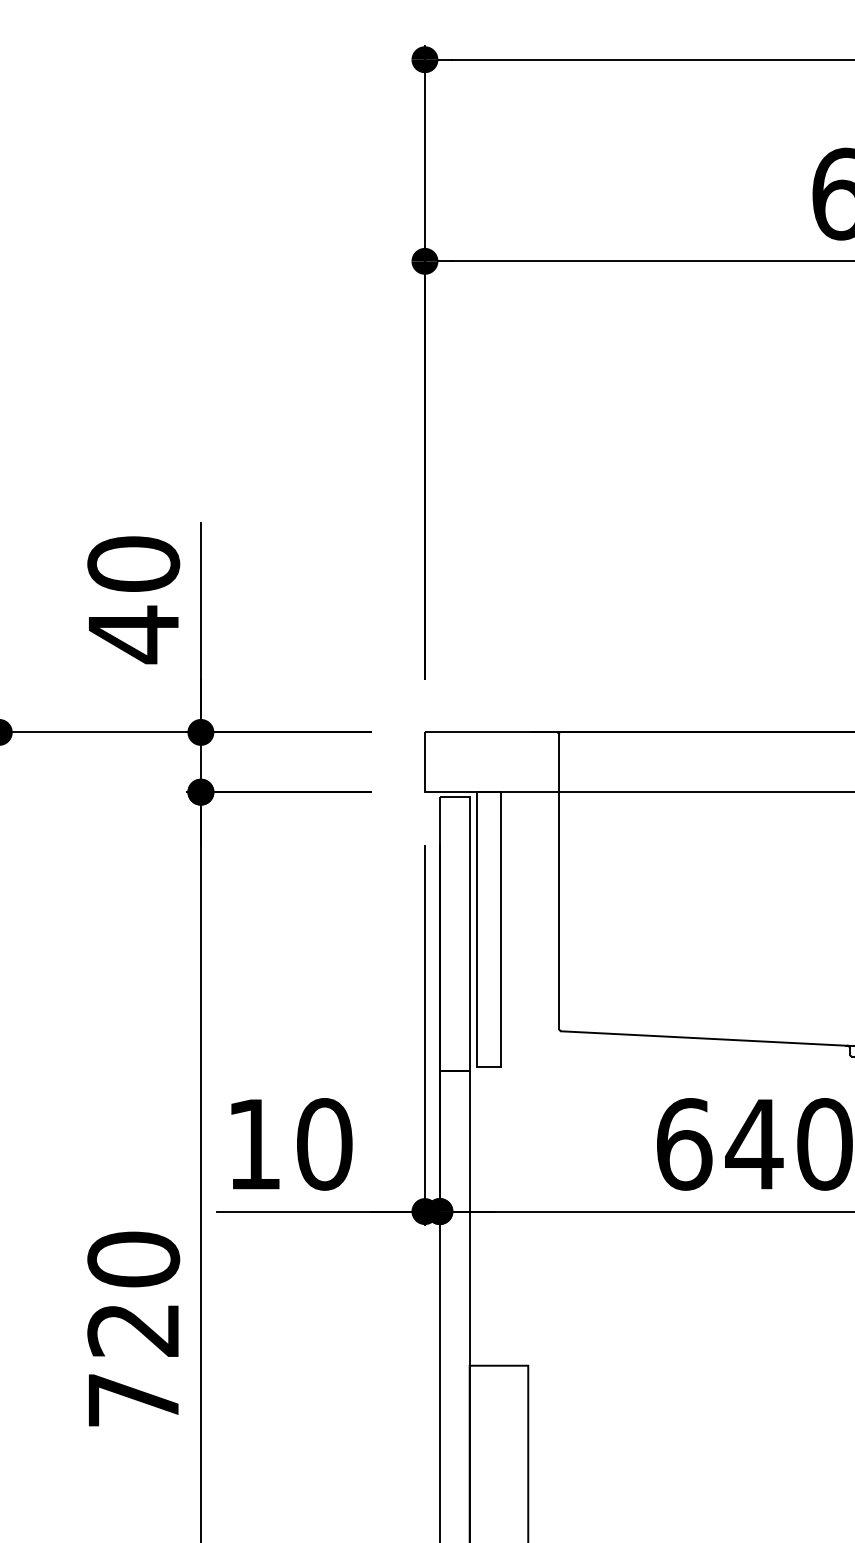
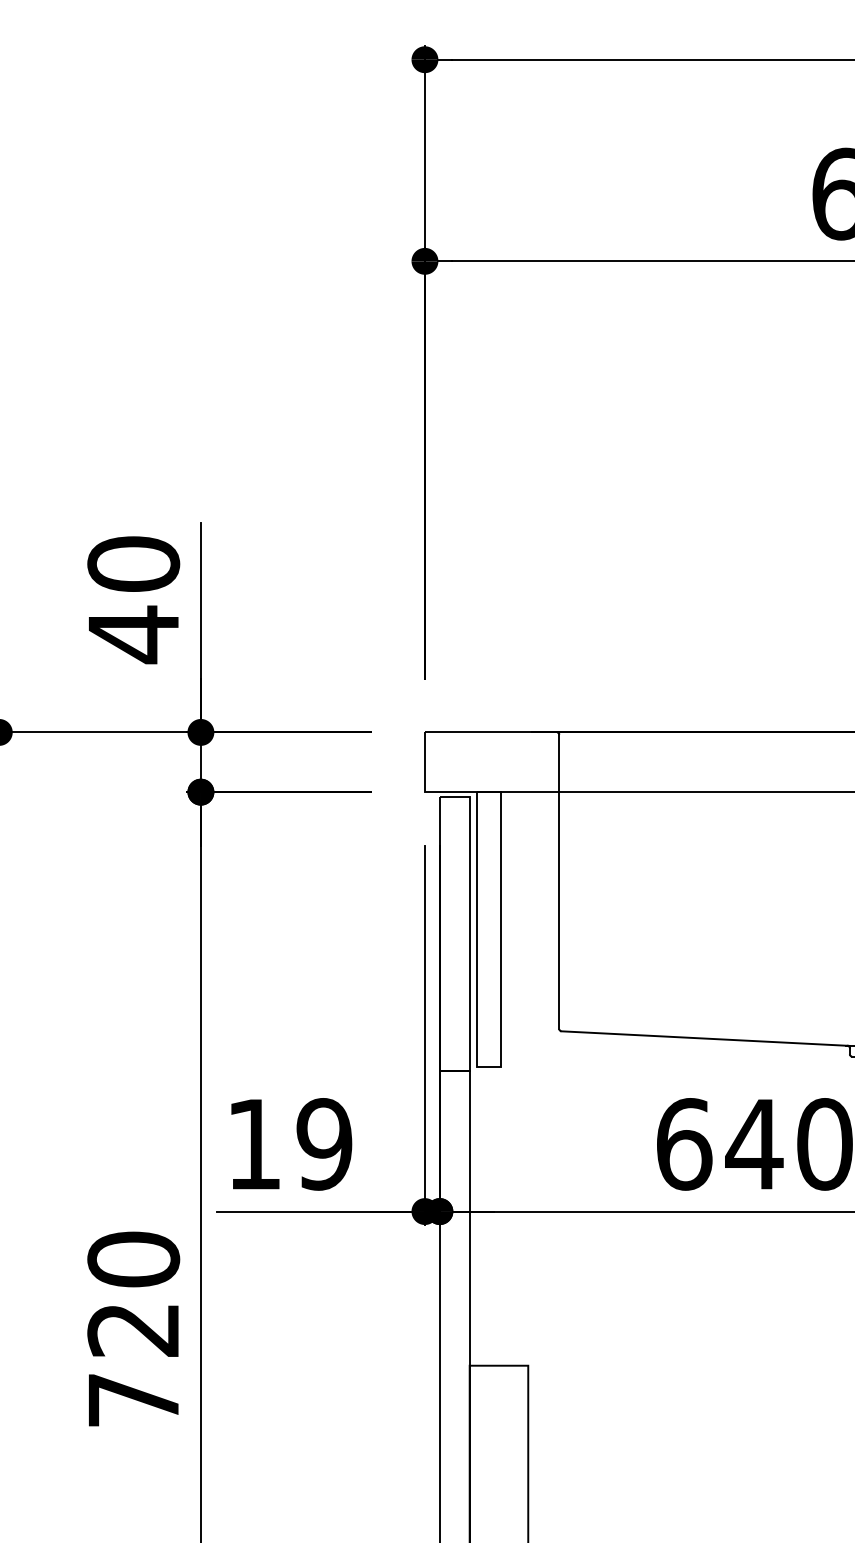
text: 10 -> 19 (324, 1144)
